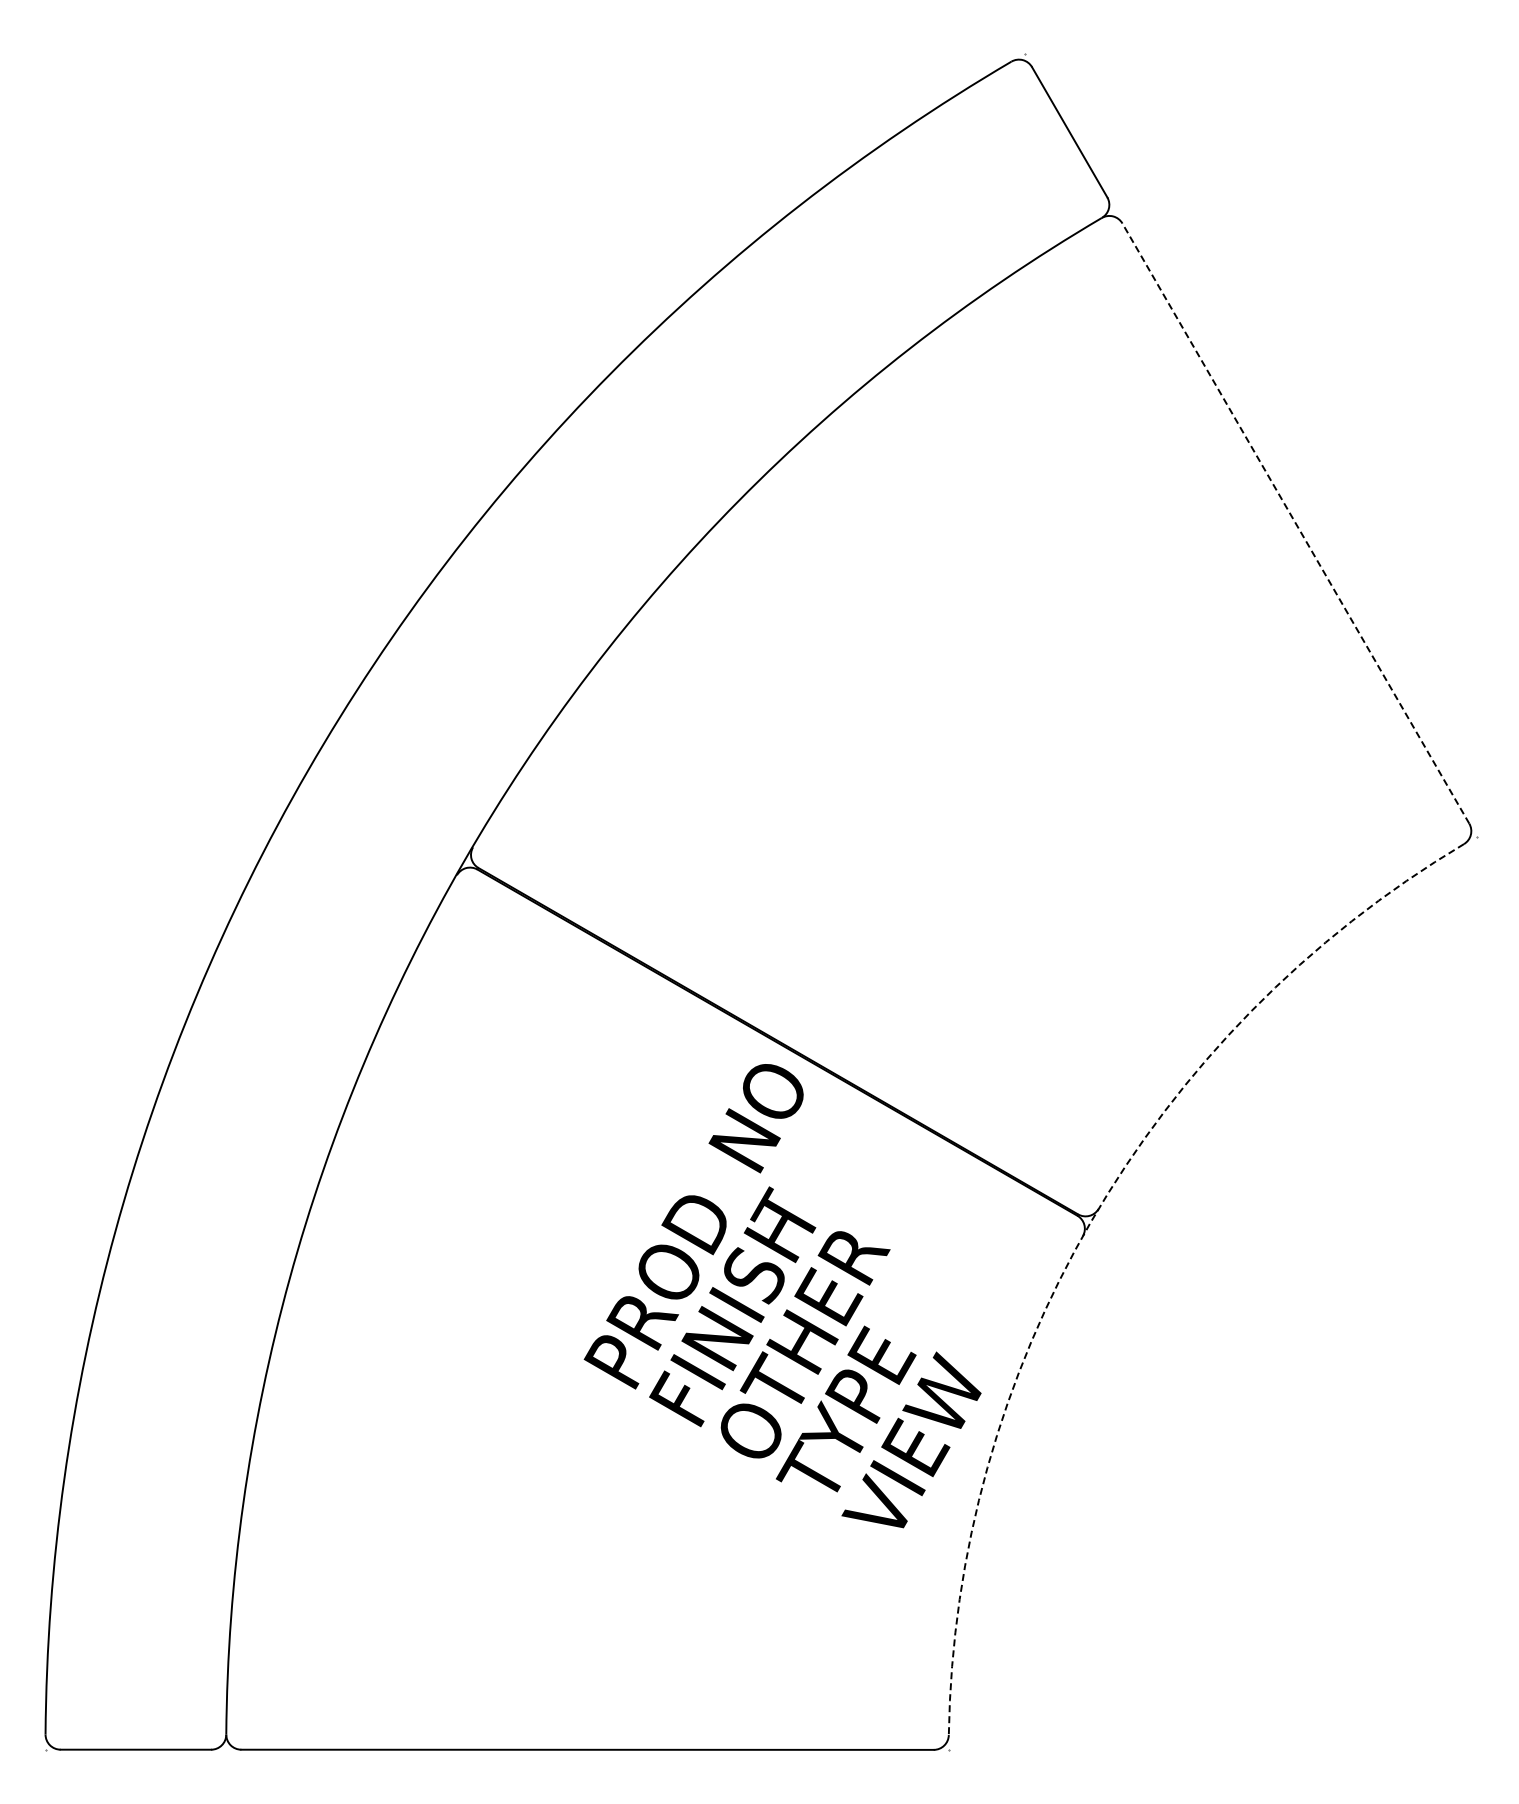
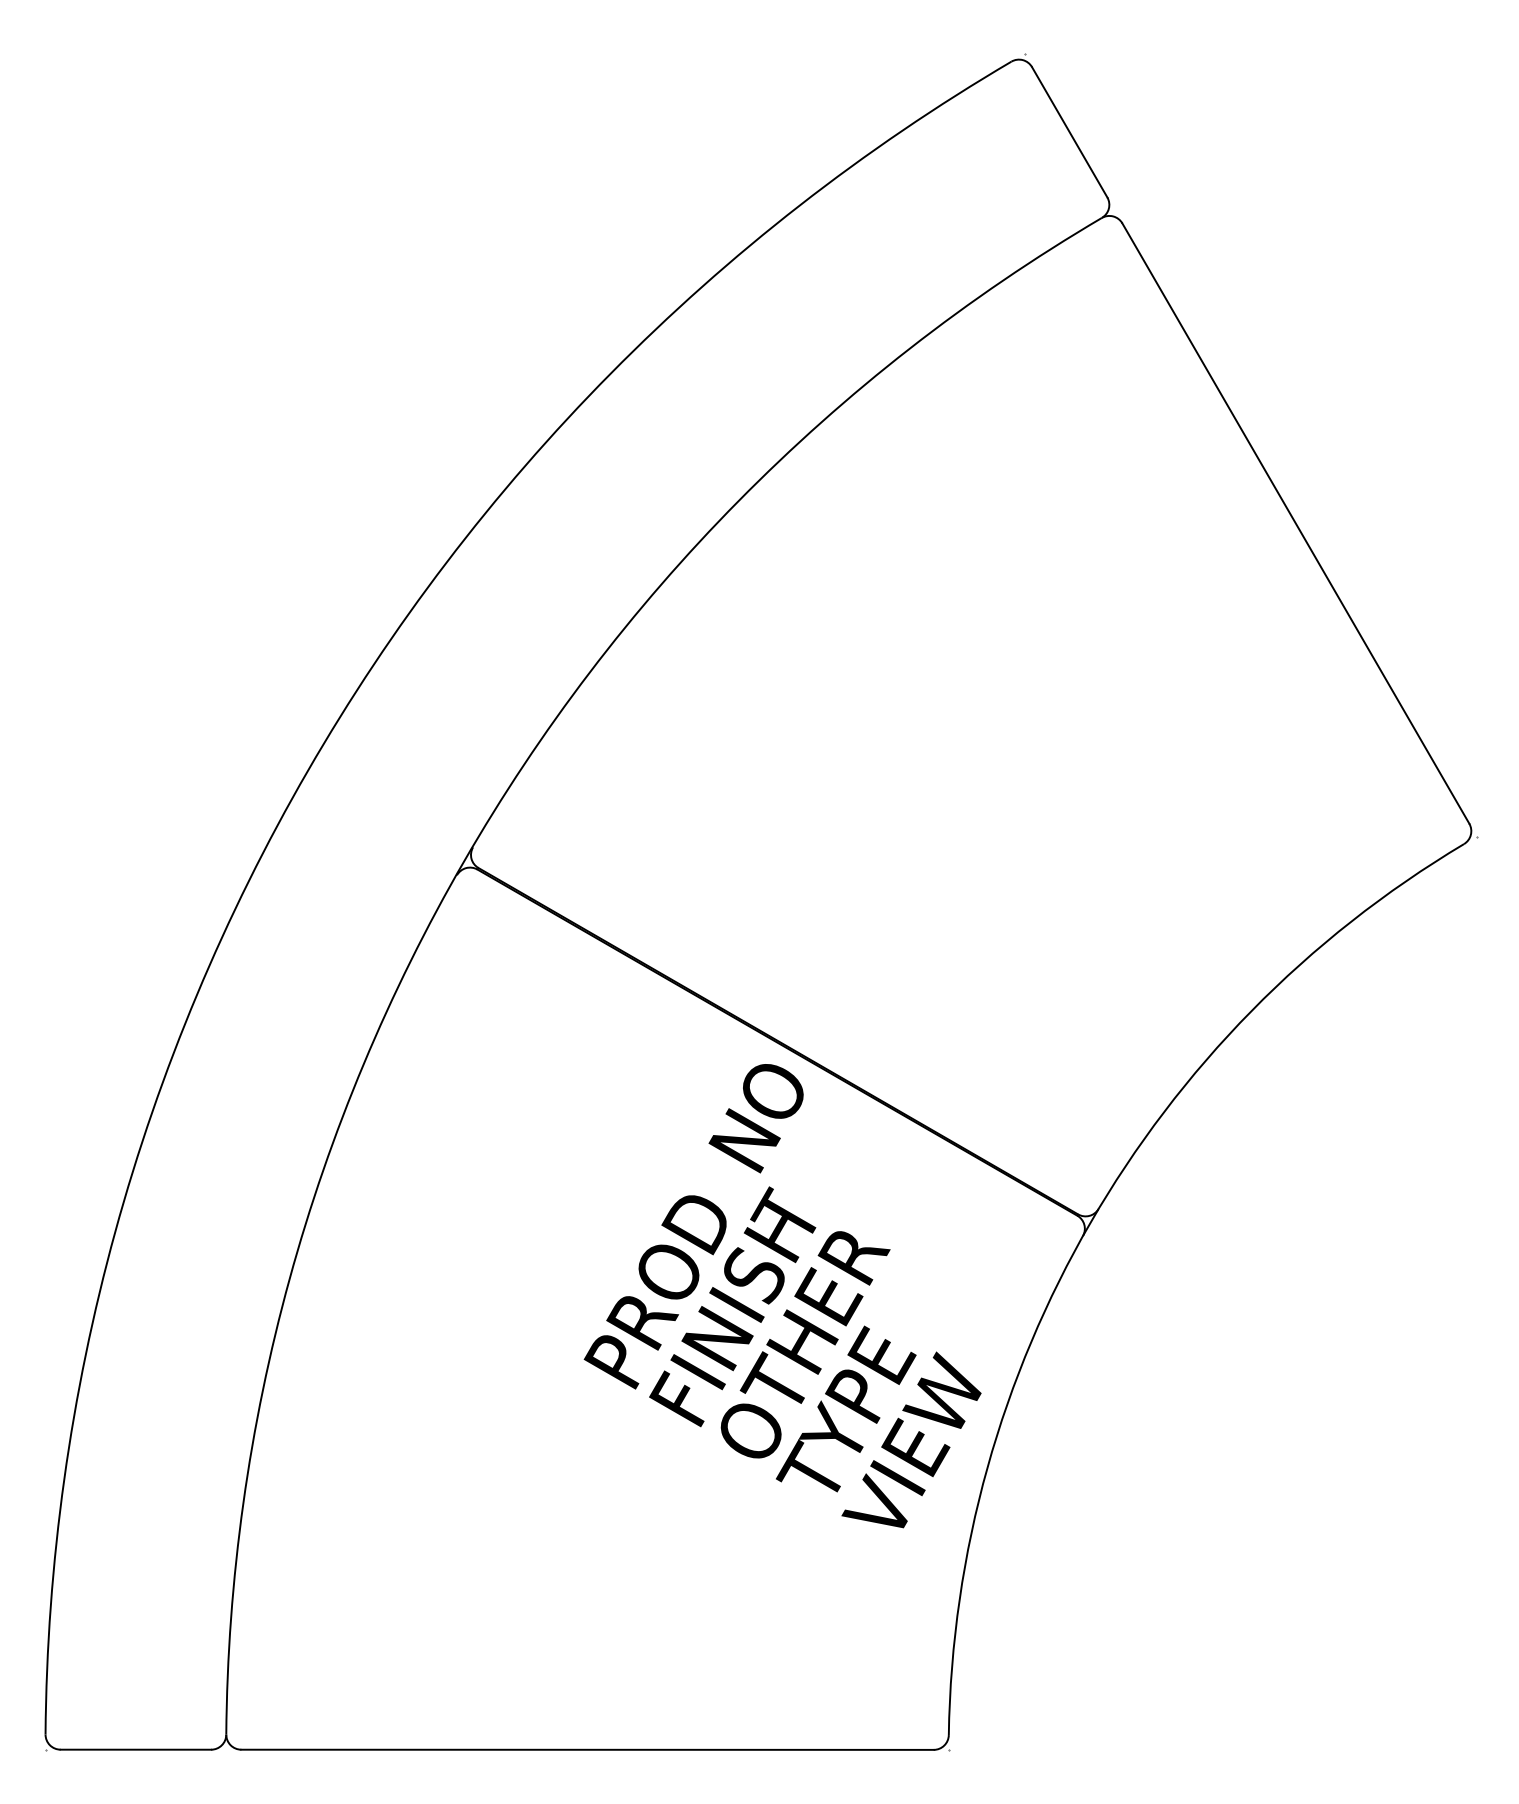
line: dashed -> solid (1295, 523)
arc: dashed -> solid (1090, 1222)
